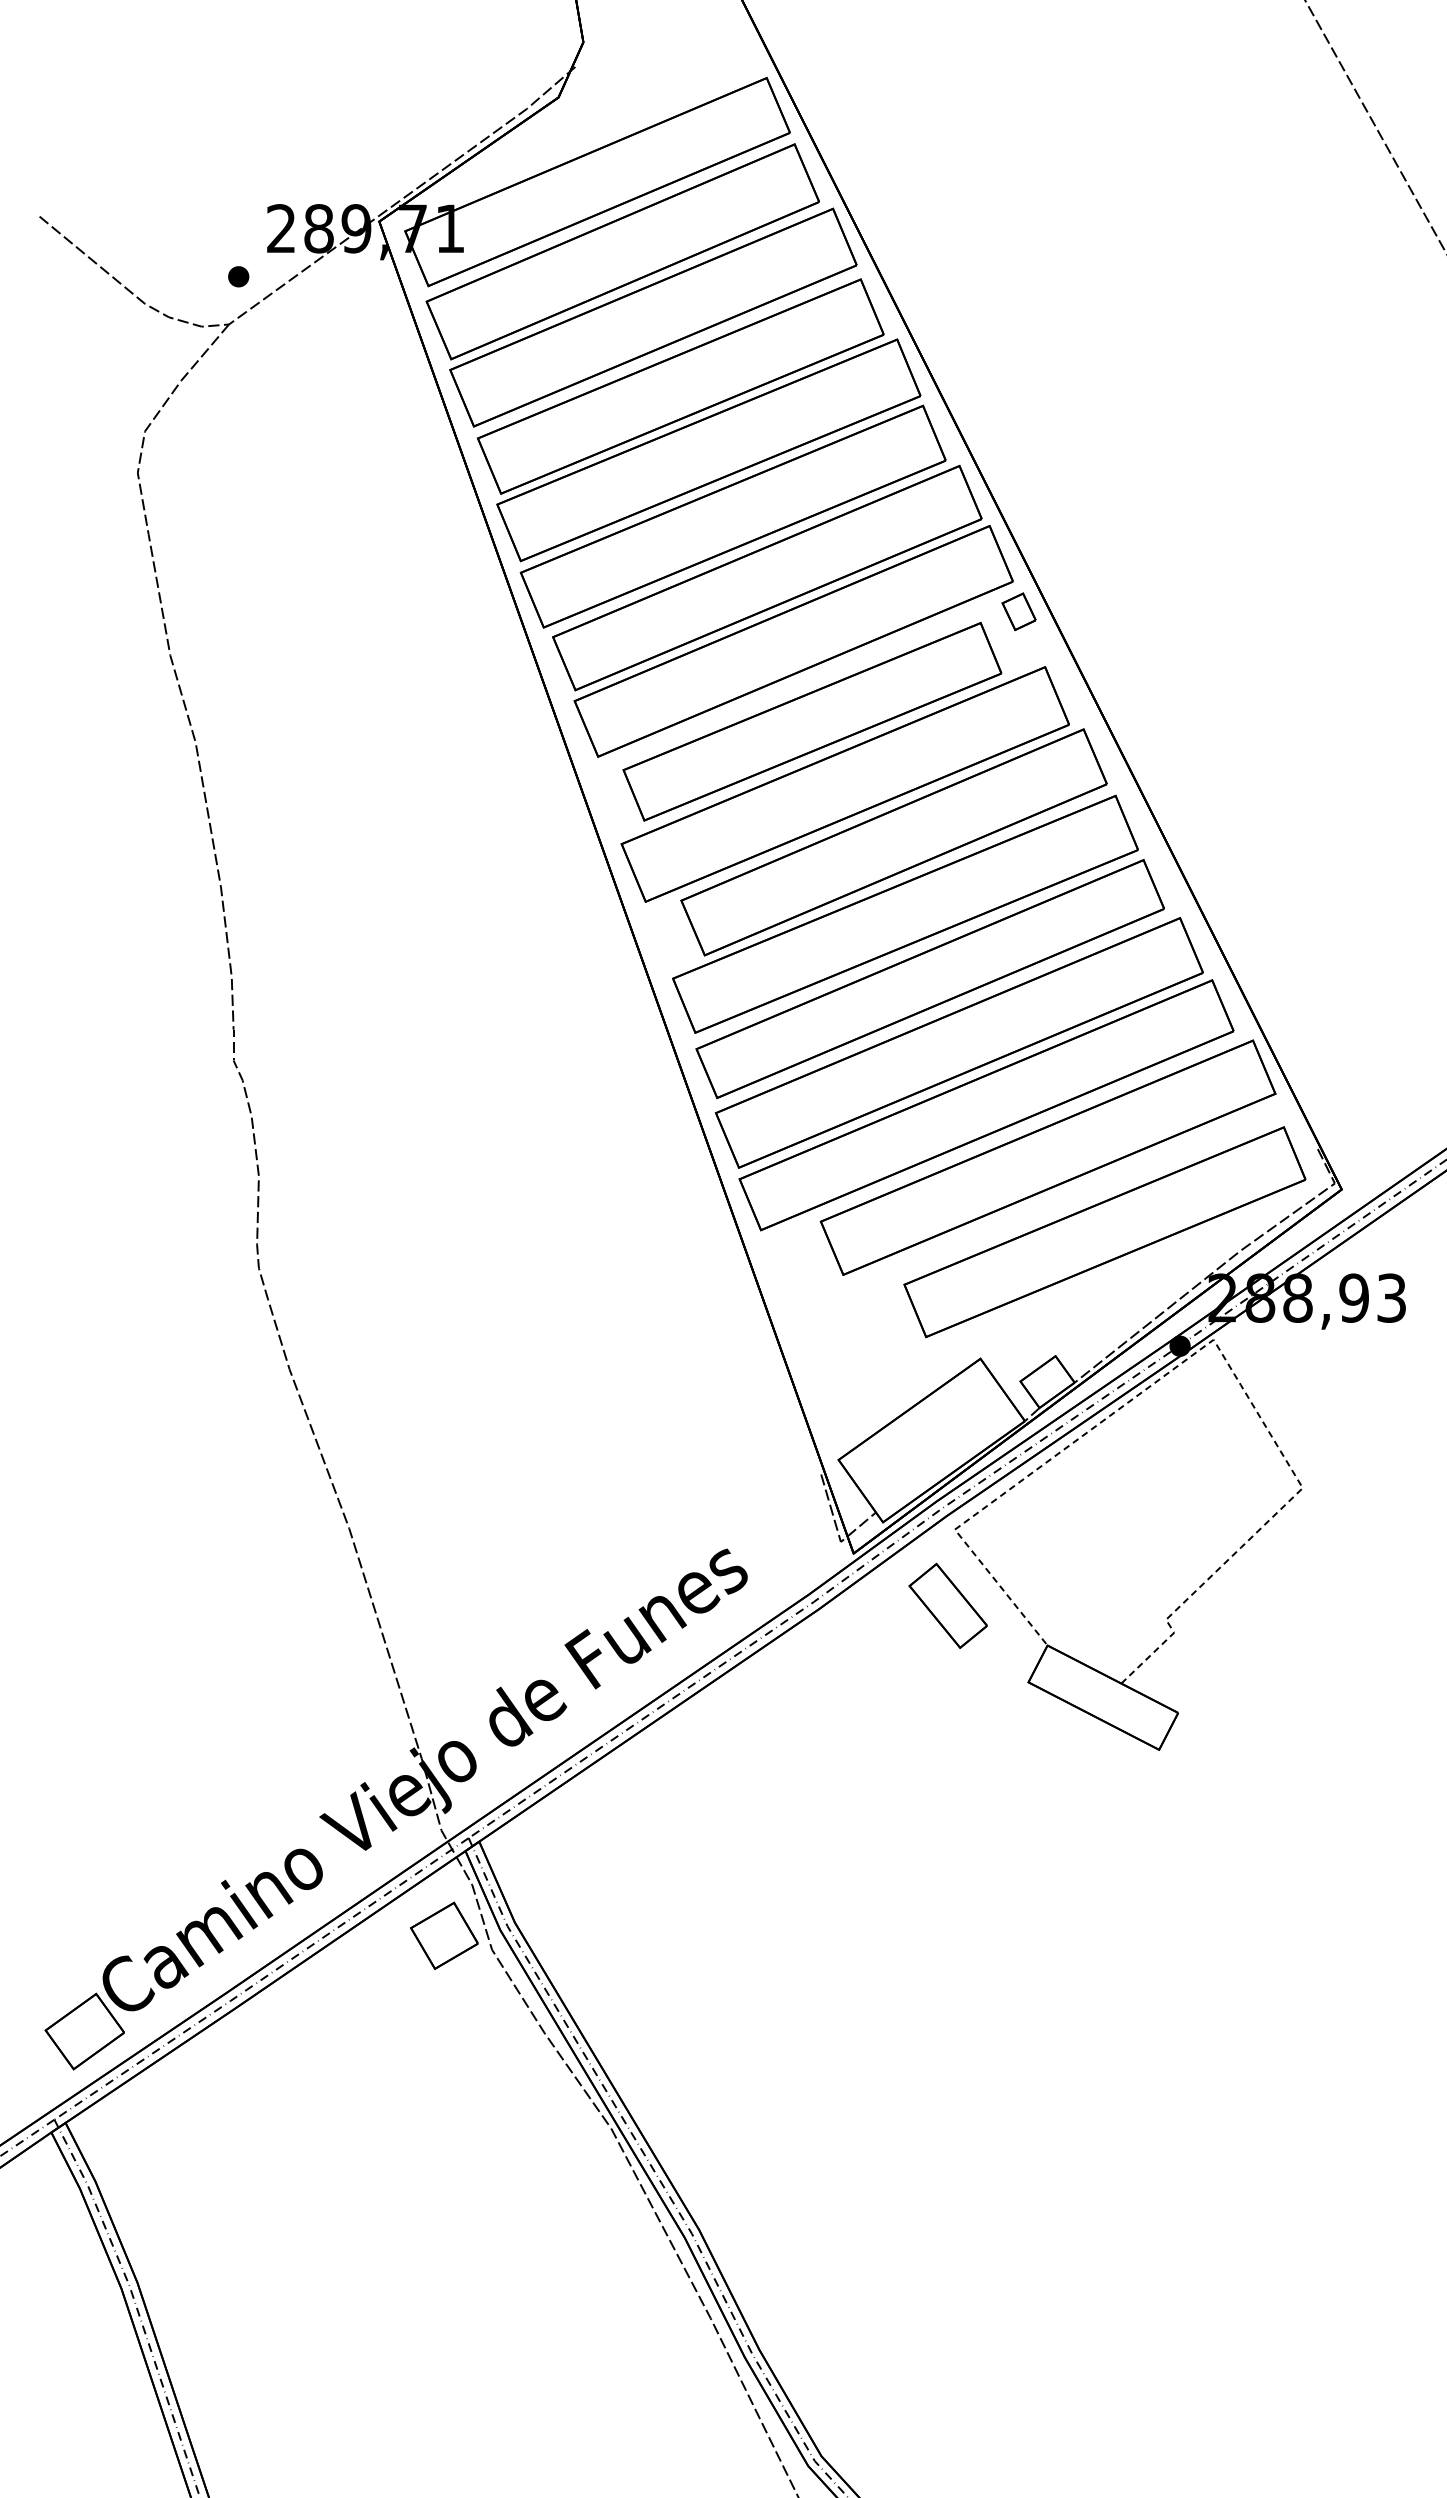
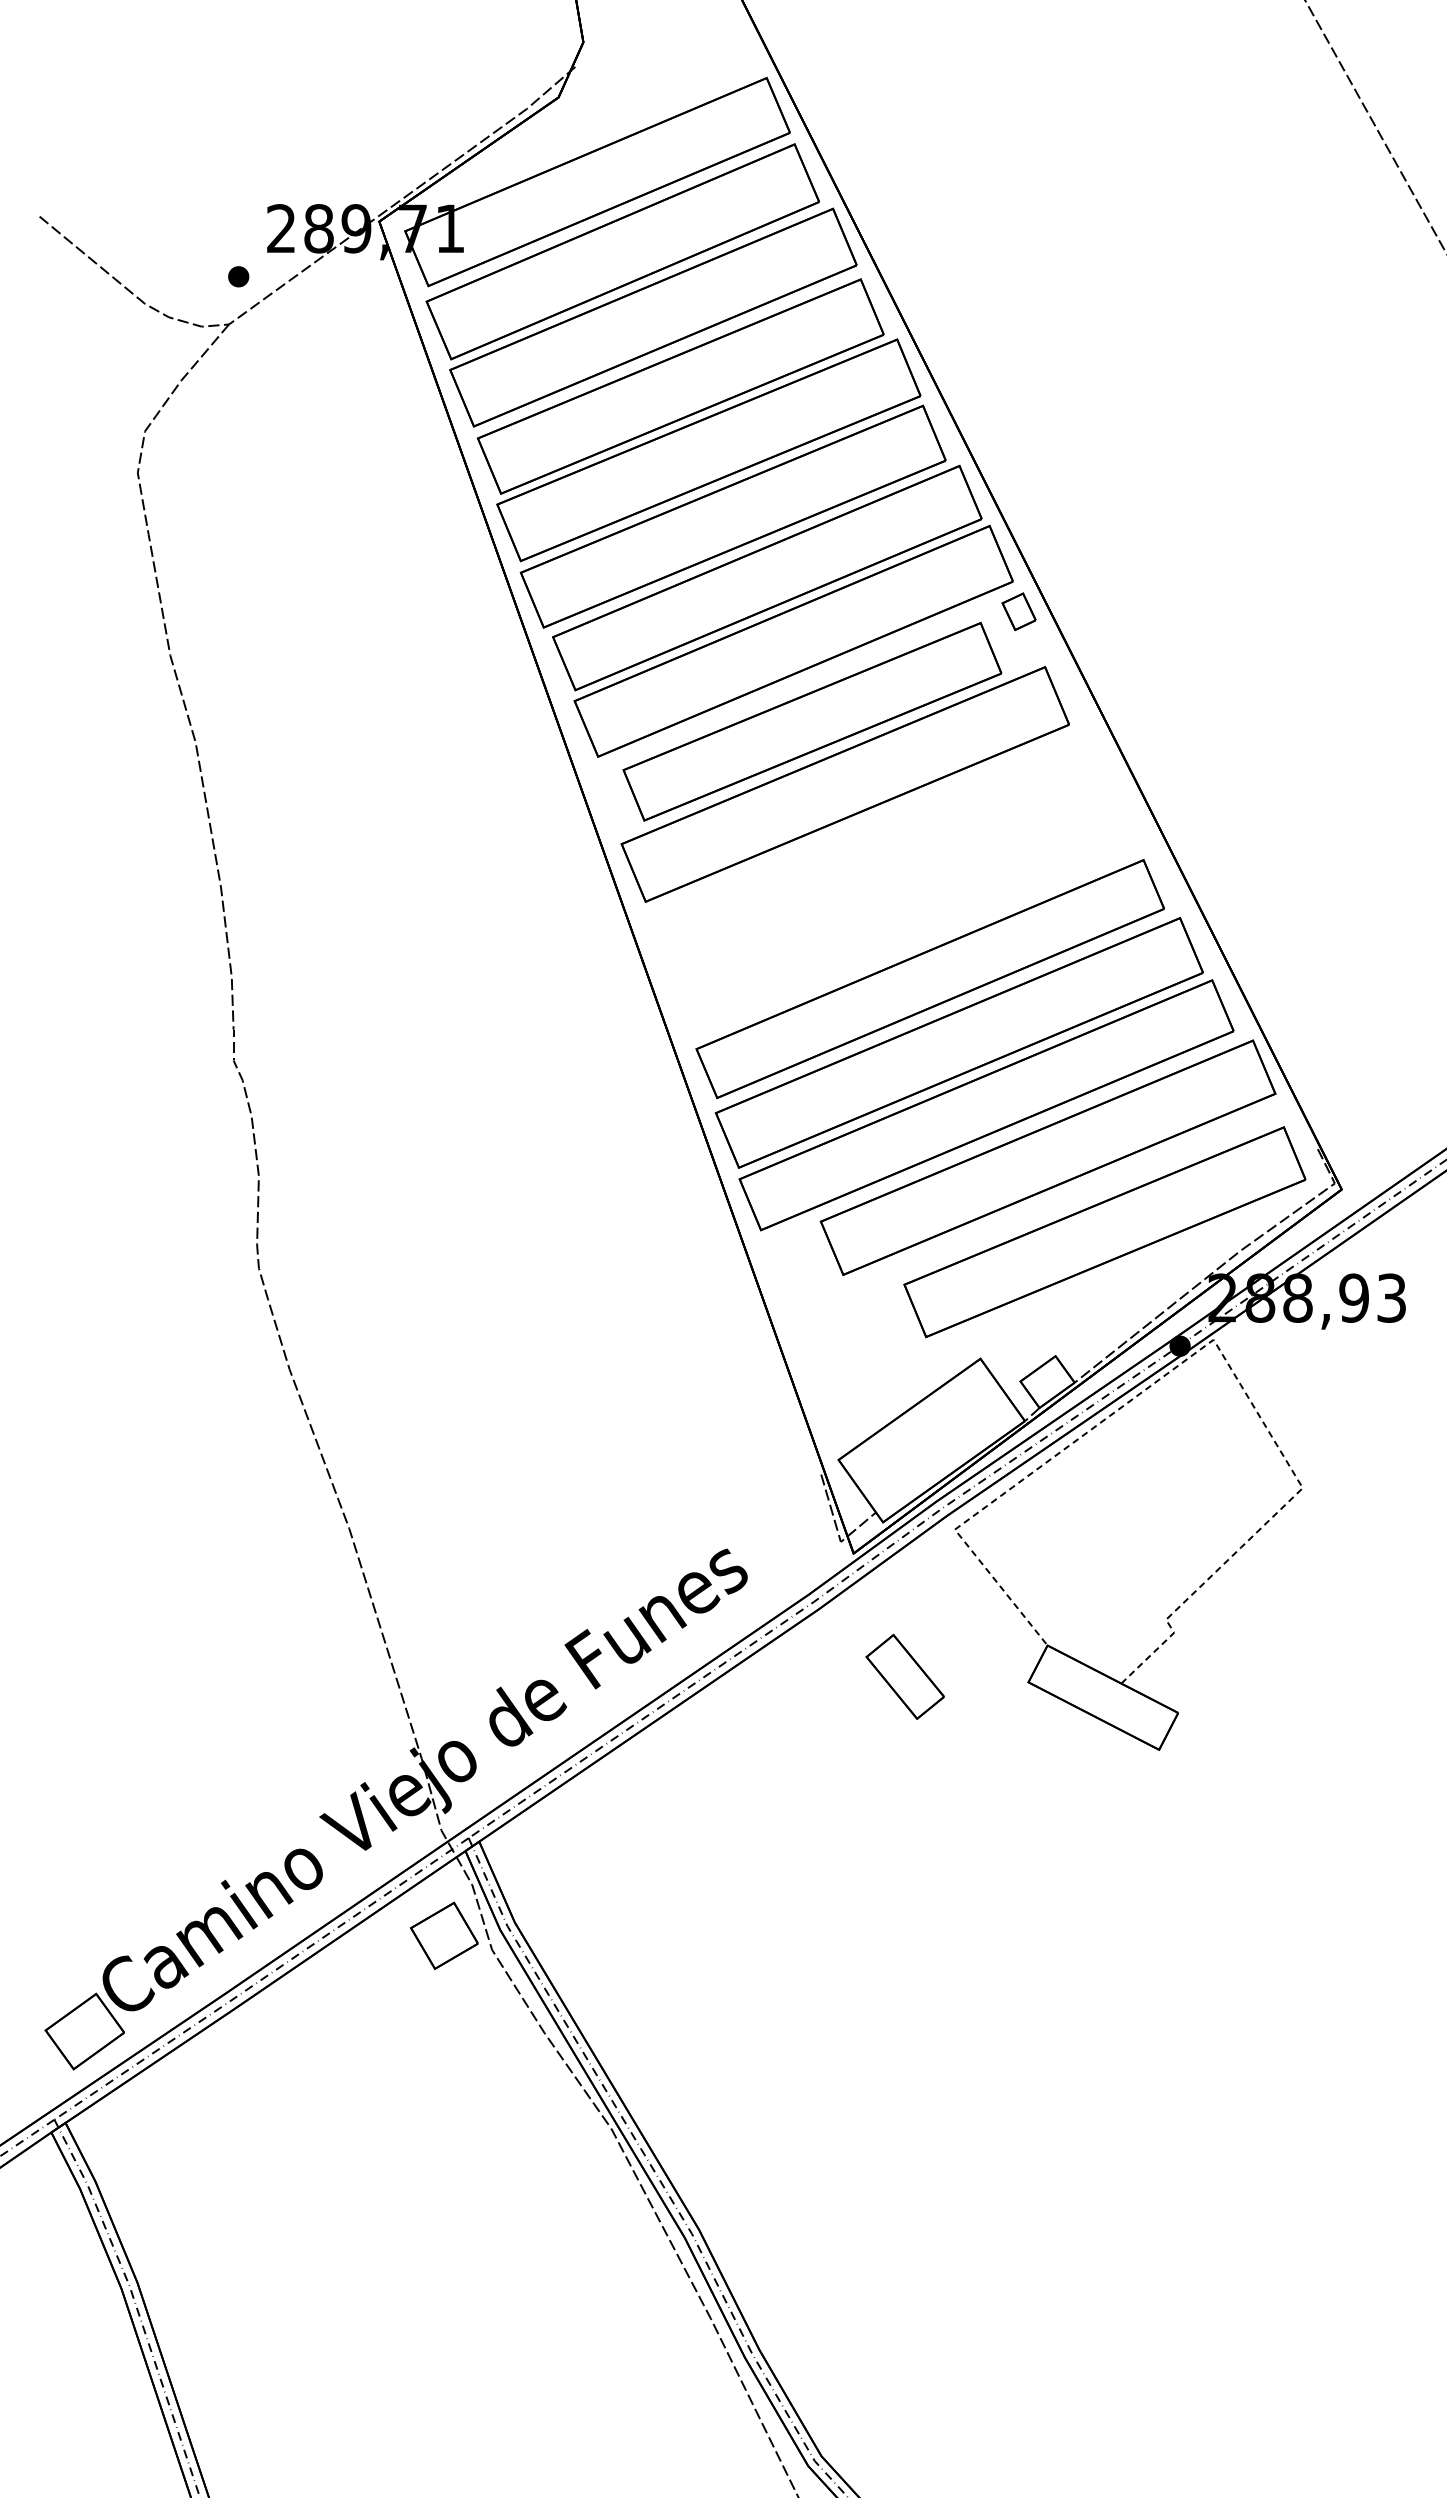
part: present -> none (905, 880)
part position: (947, 1605) -> (904, 1676) (904, 1676)
